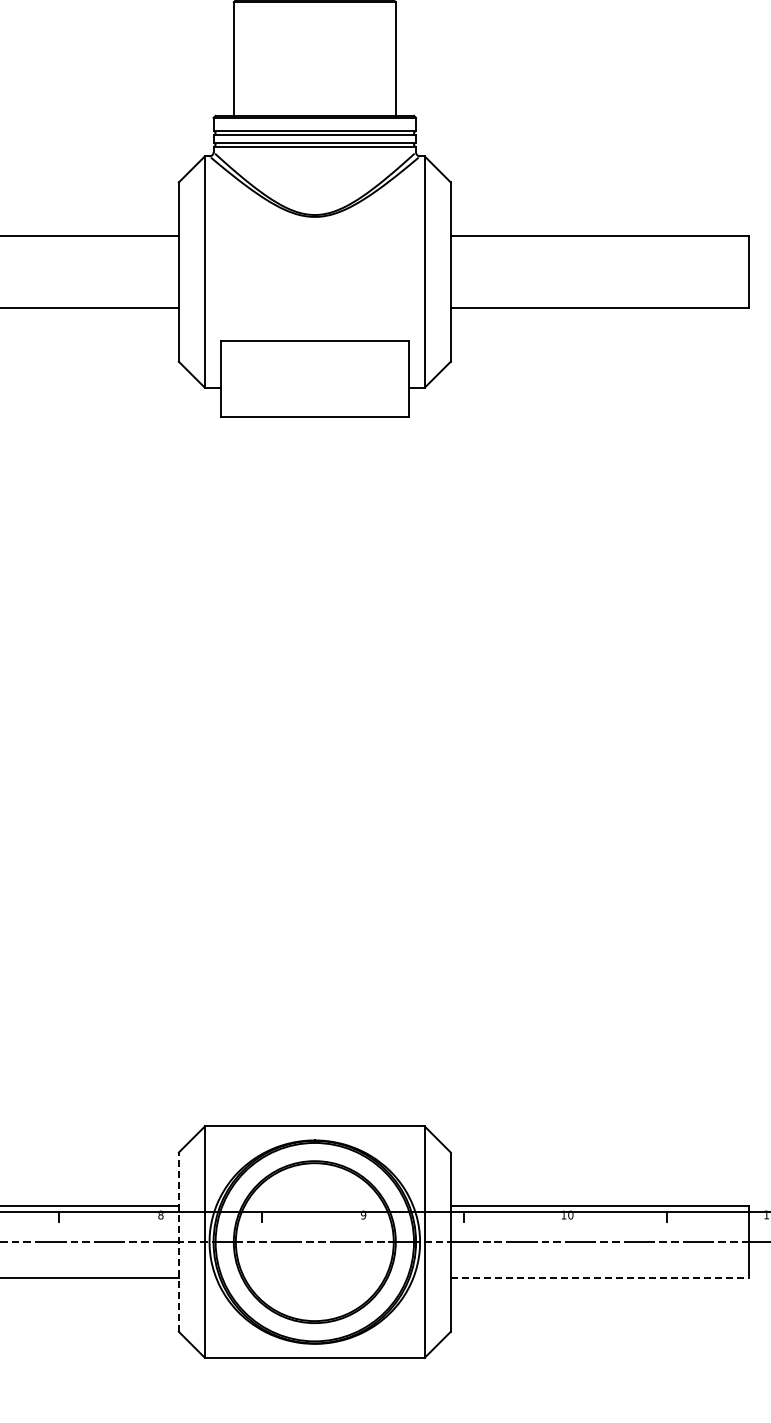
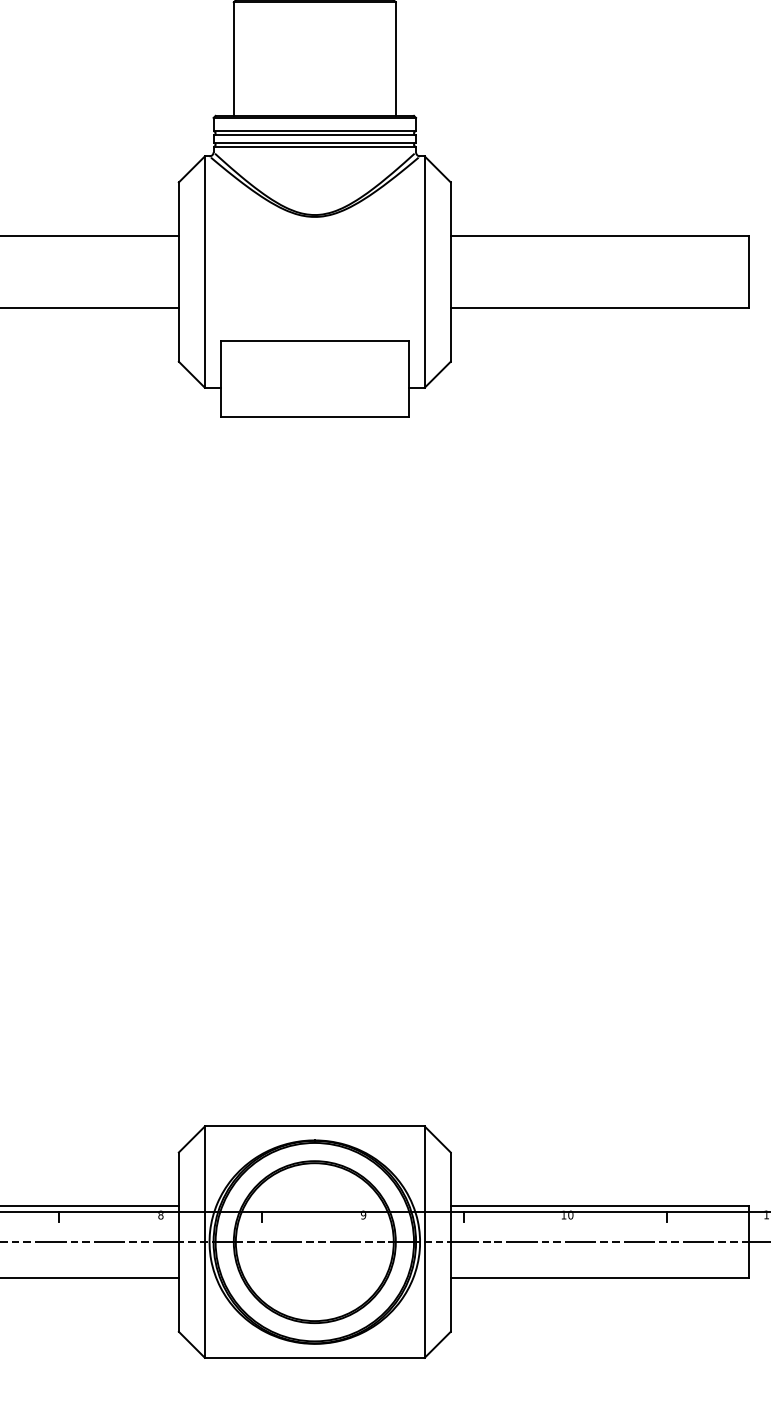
line: dashed -> solid (178, 1242)
line: dashed -> solid (599, 1278)
